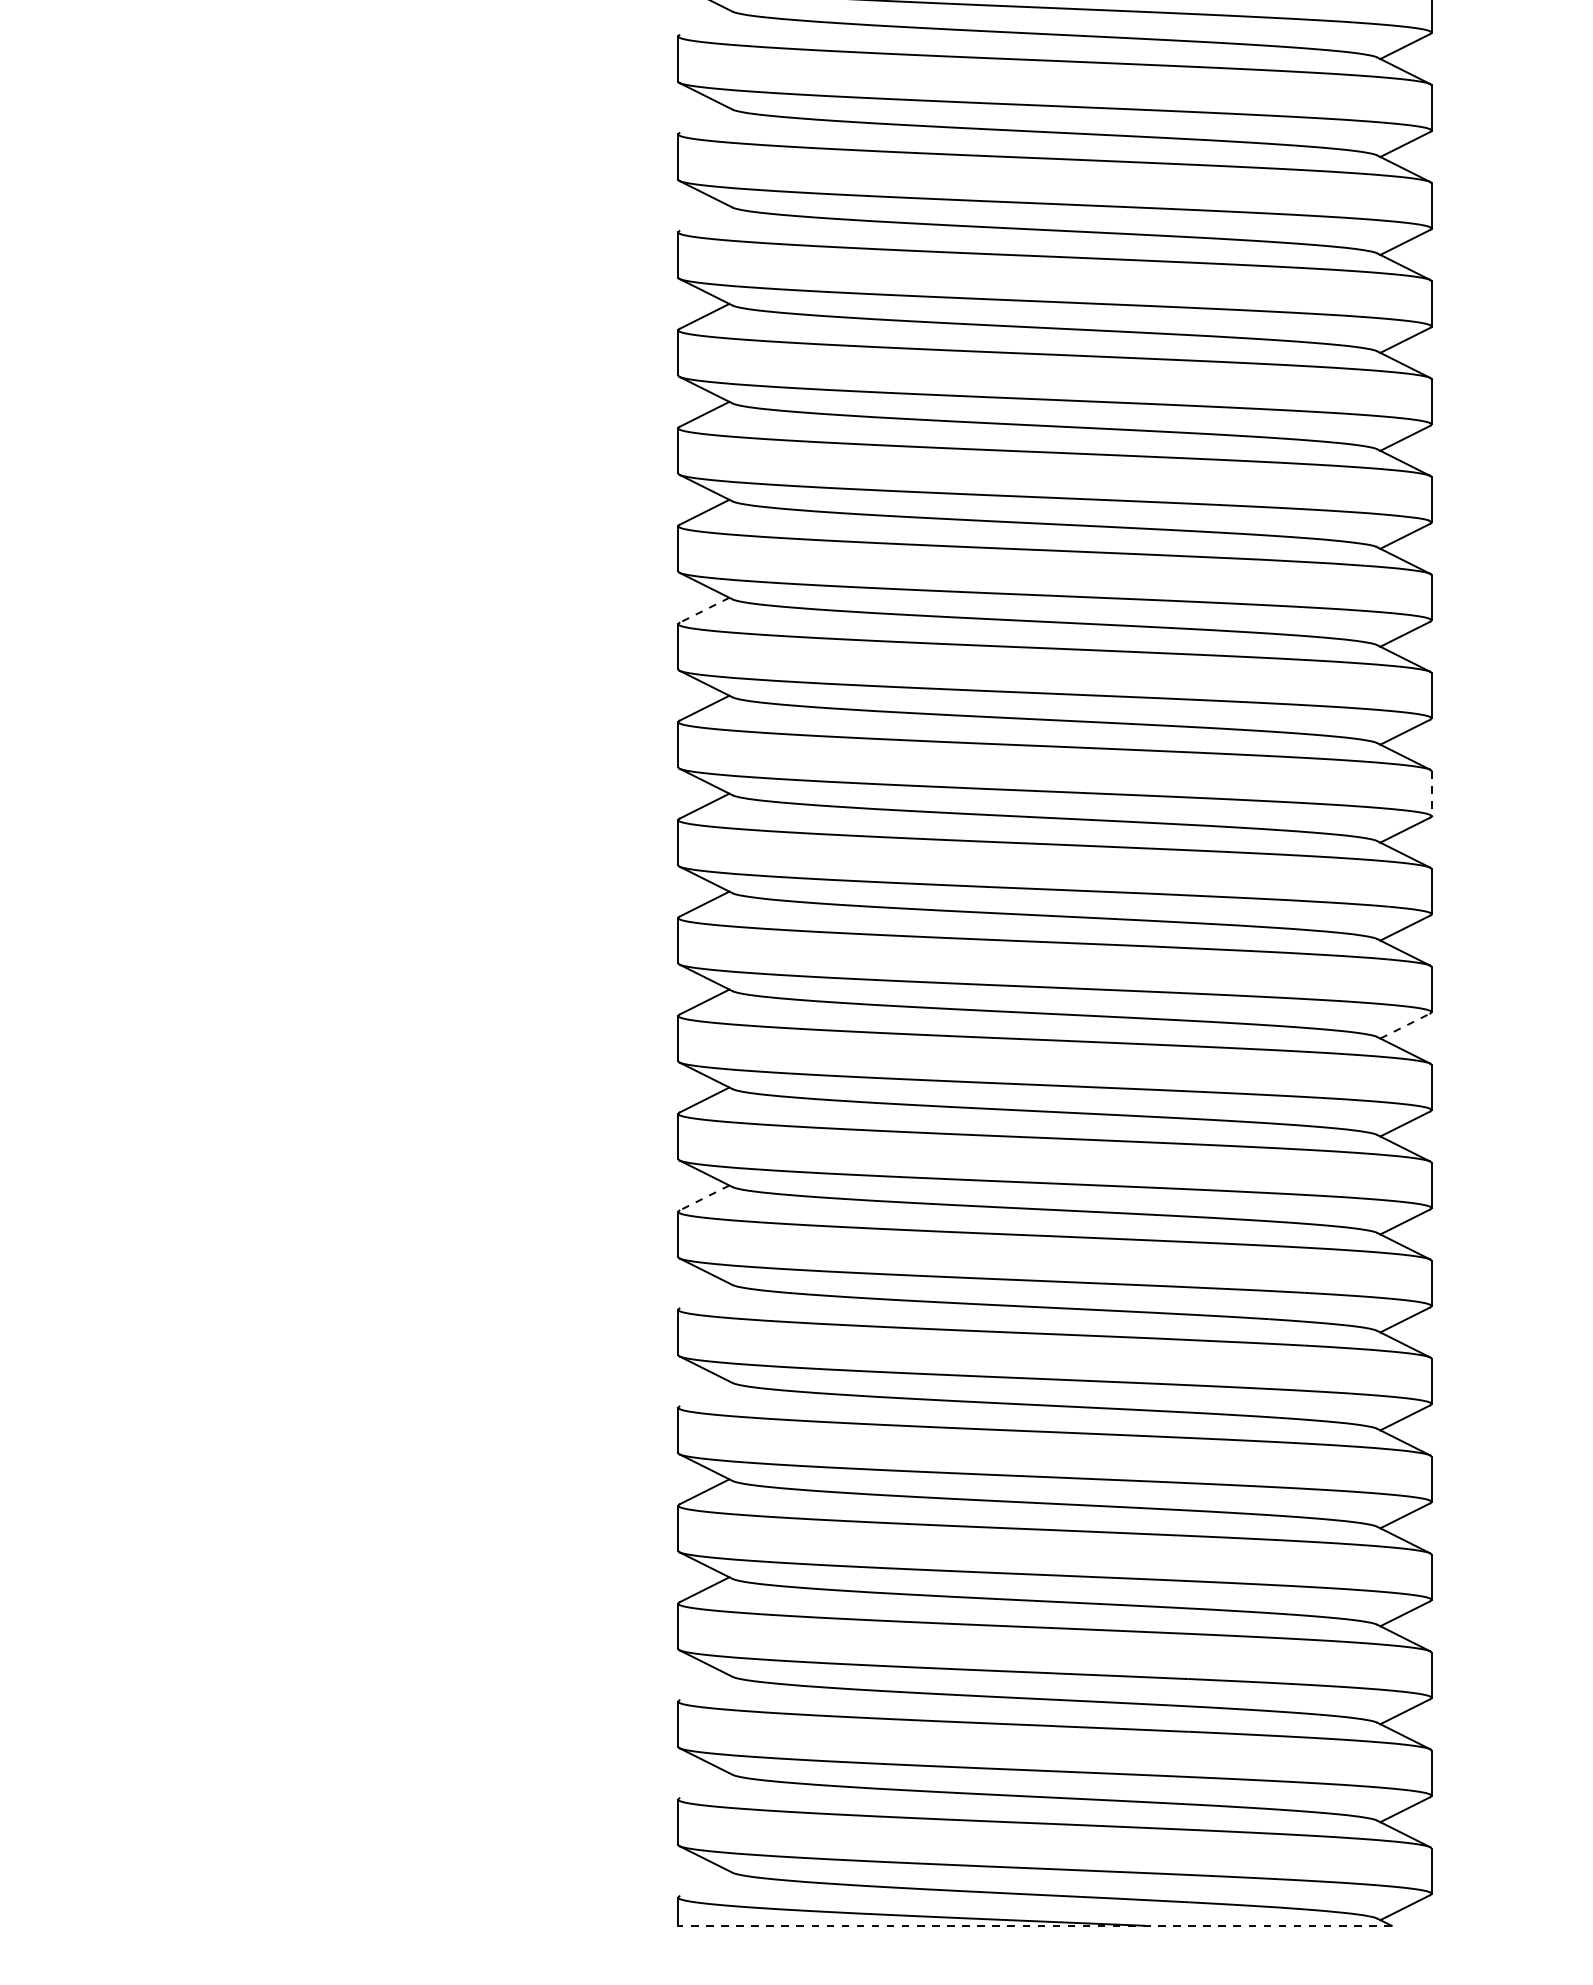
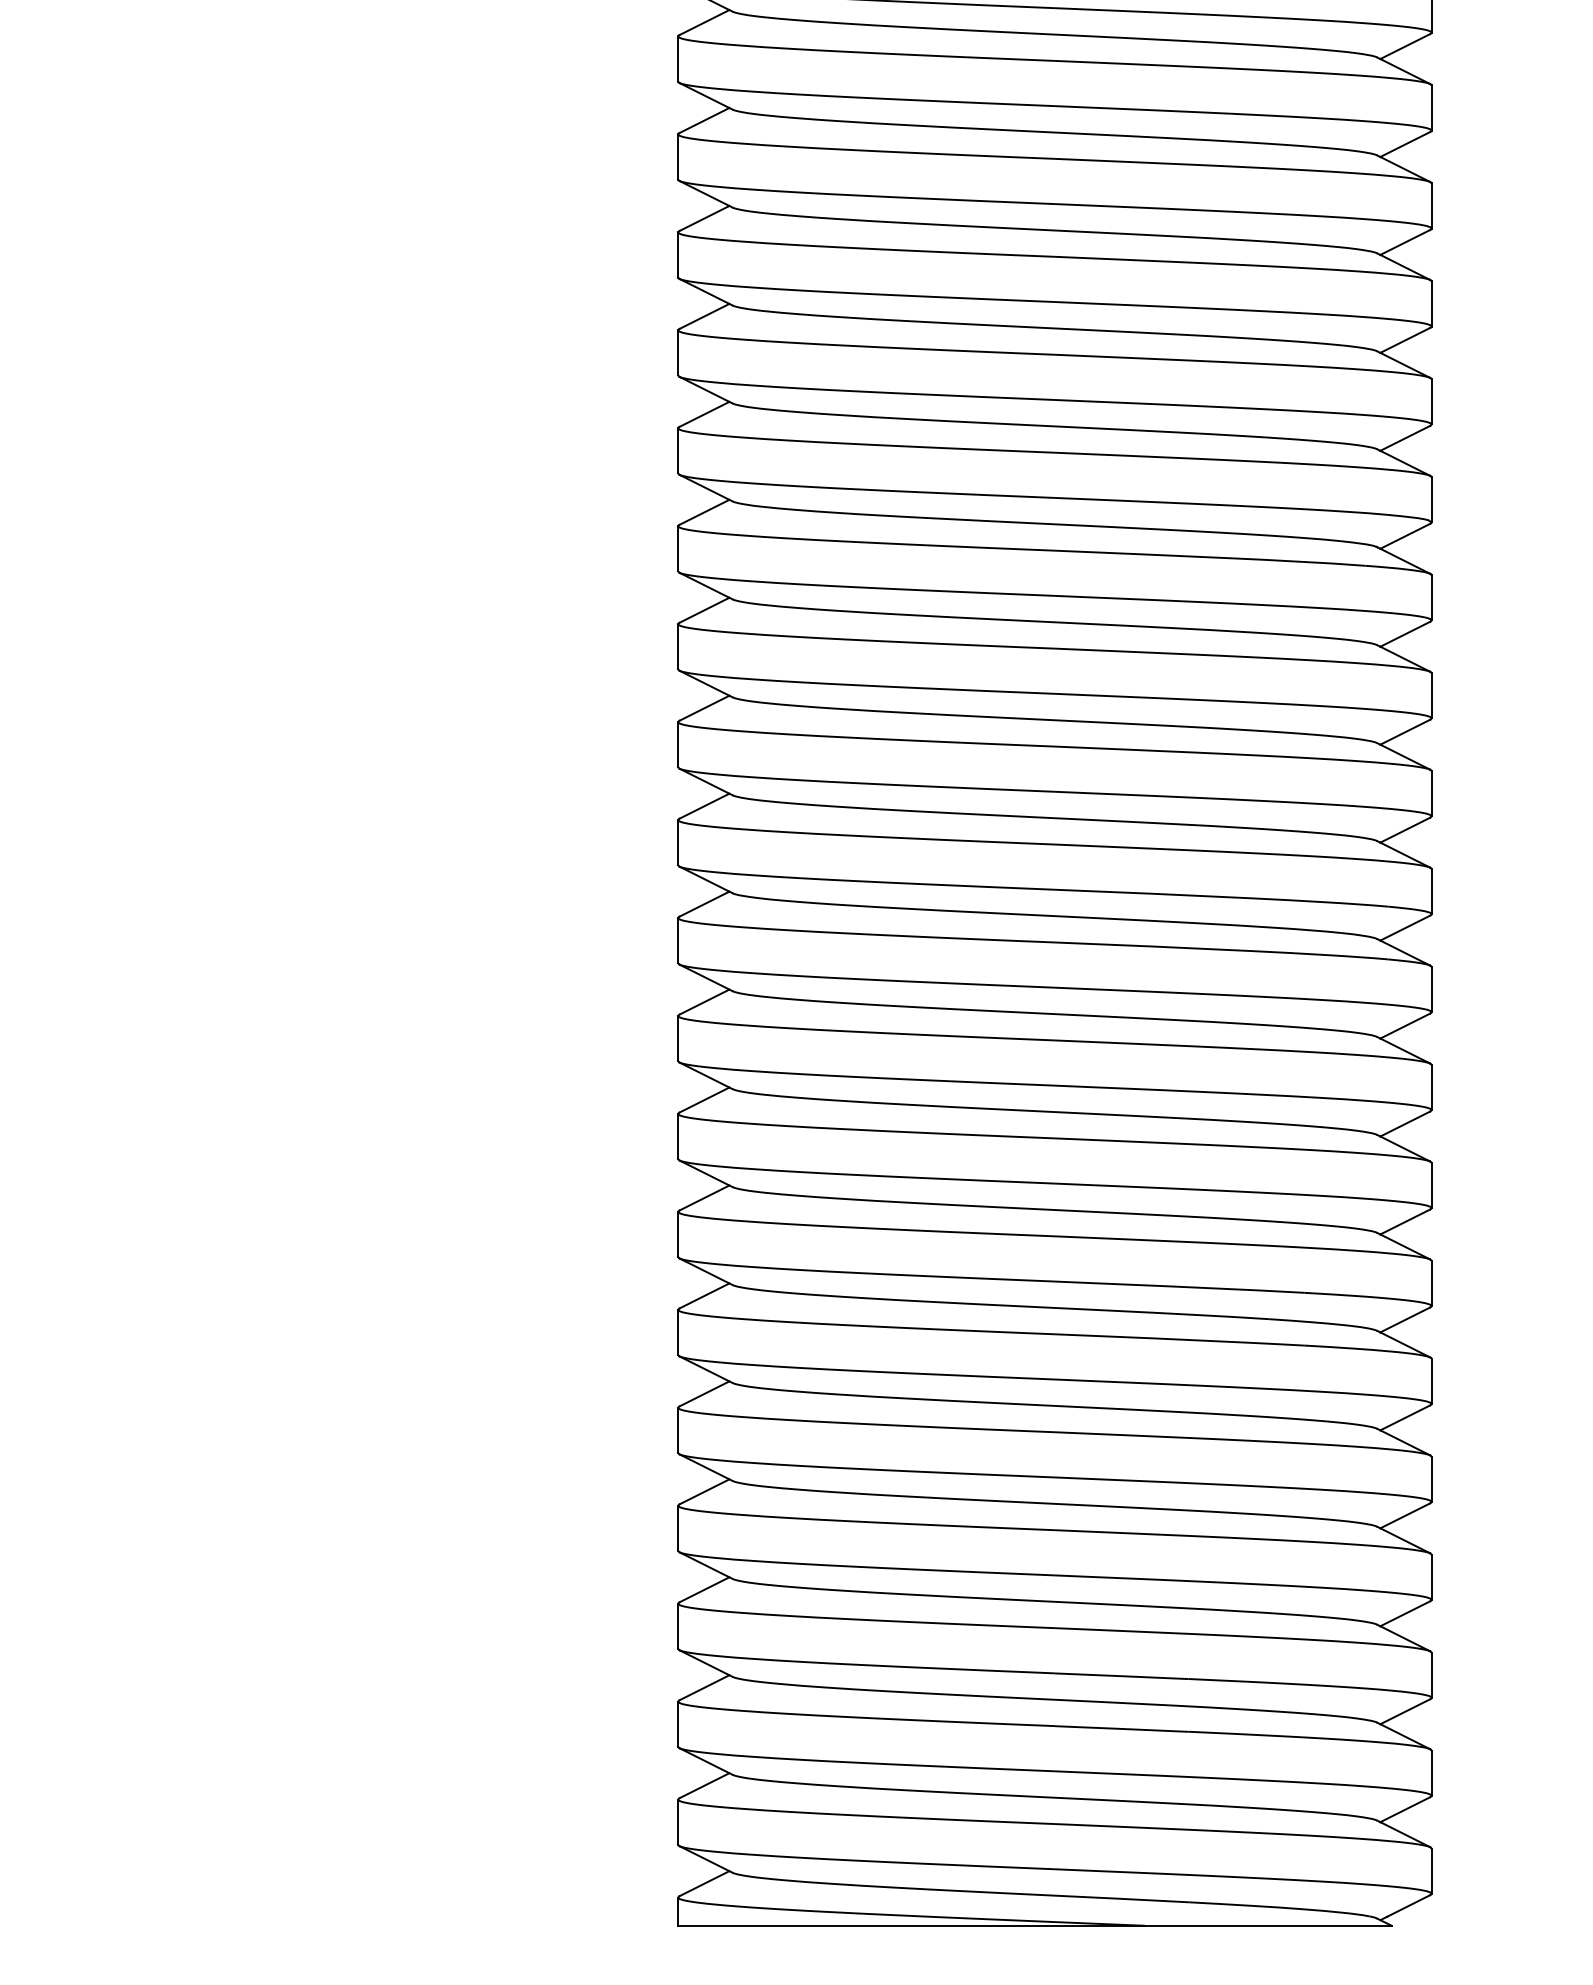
line: none -> present (704, 22)
line: none -> present (704, 120)
line: none -> present (704, 218)
line: dashed -> solid (704, 610)
line: dashed -> solid (1431, 793)
line: dashed -> solid (1405, 1026)
line: dashed -> solid (704, 1198)
line: none -> present (704, 1295)
line: none -> present (704, 1393)
line: none -> present (704, 1687)
line: none -> present (704, 1785)
line: none -> present (704, 1883)
line: dashed -> solid (1034, 1925)
